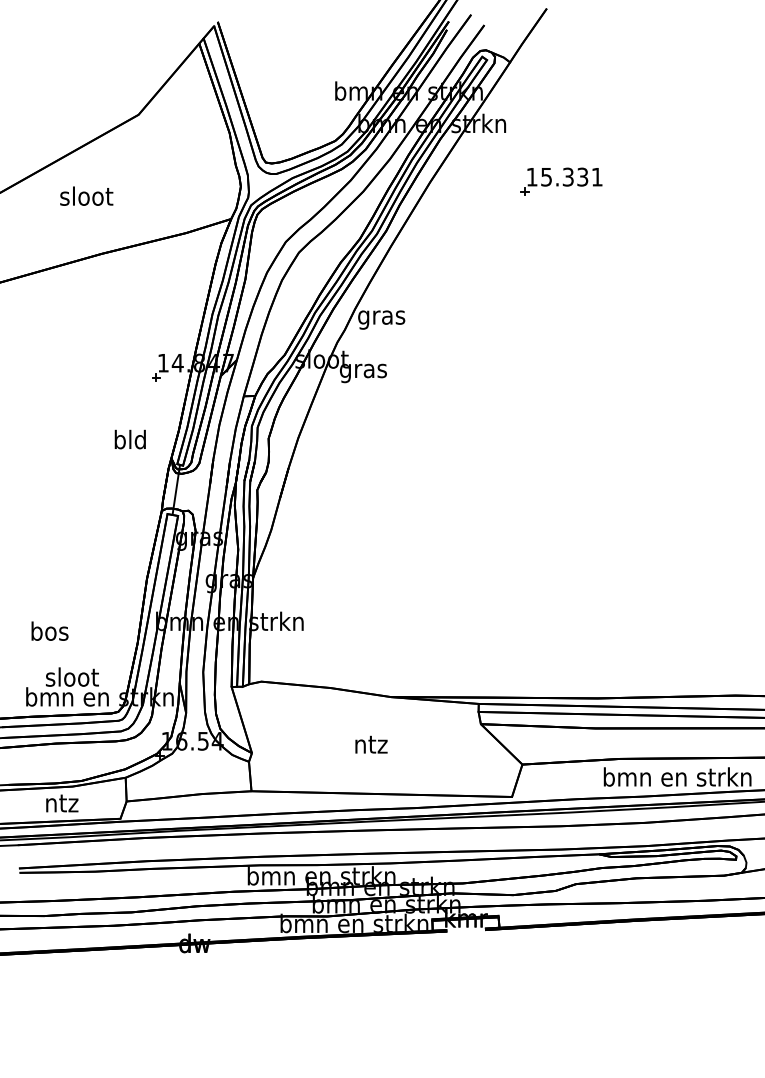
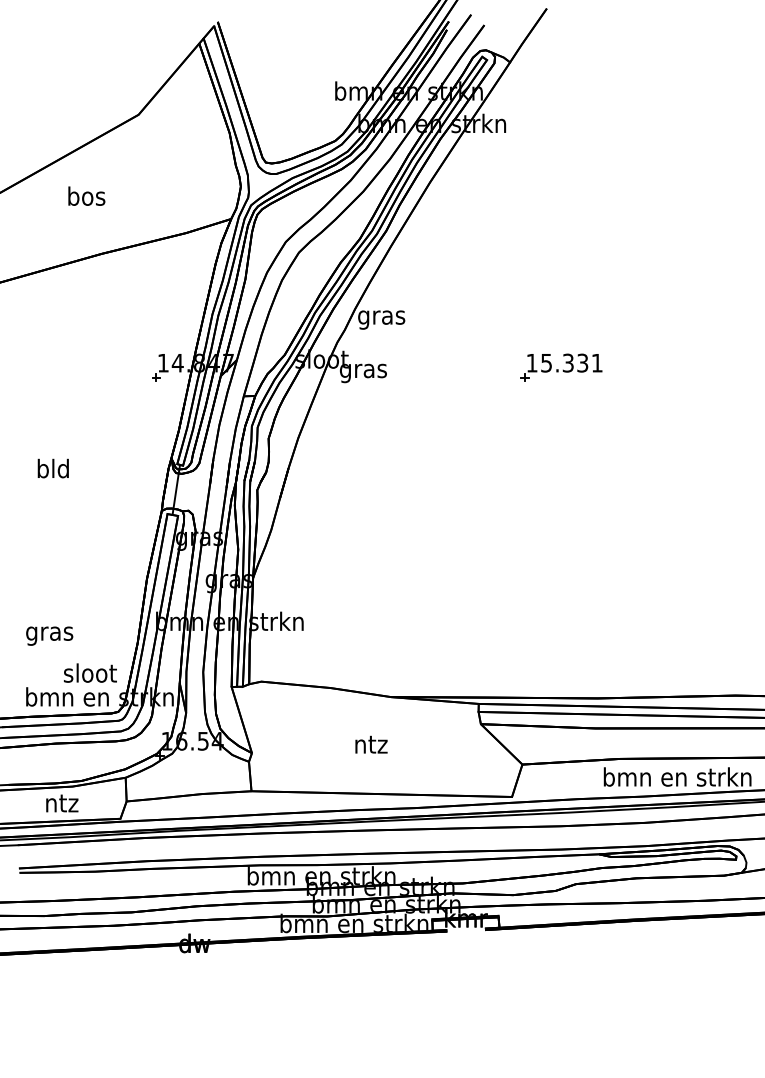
part position: (561, 181) -> (561, 367) (561, 367)
text: sloot -> bos (86, 195)
text position: (129, 439) -> (52, 468) (52, 468)
text: bos -> gras (49, 633)
text position: (72, 676) -> (90, 672) (90, 672)
